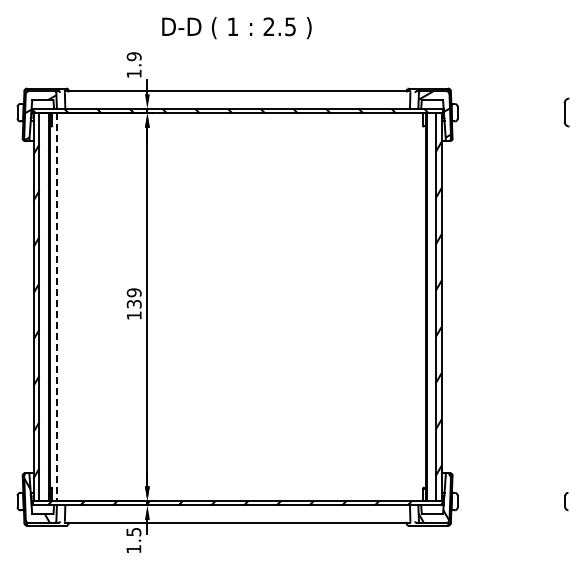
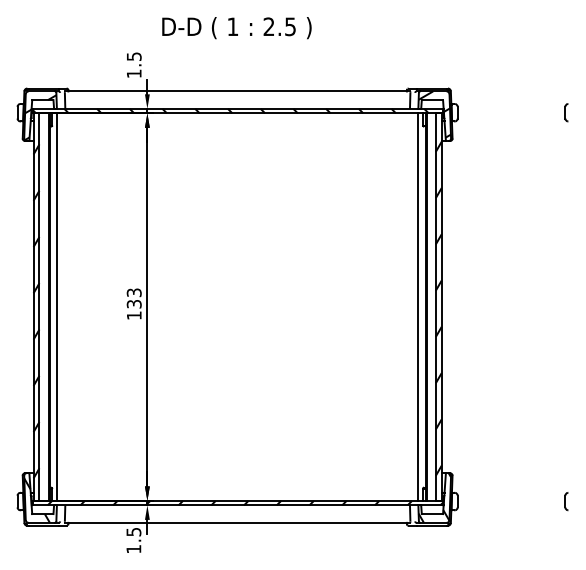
text: 1.9 -> 1.5 (133, 56)
part size: 7x31 px -> 5x20 px (566, 112)
text: 139 -> 133 (133, 292)
line: none -> present (418, 306)
line: dashed -> solid (56, 307)
